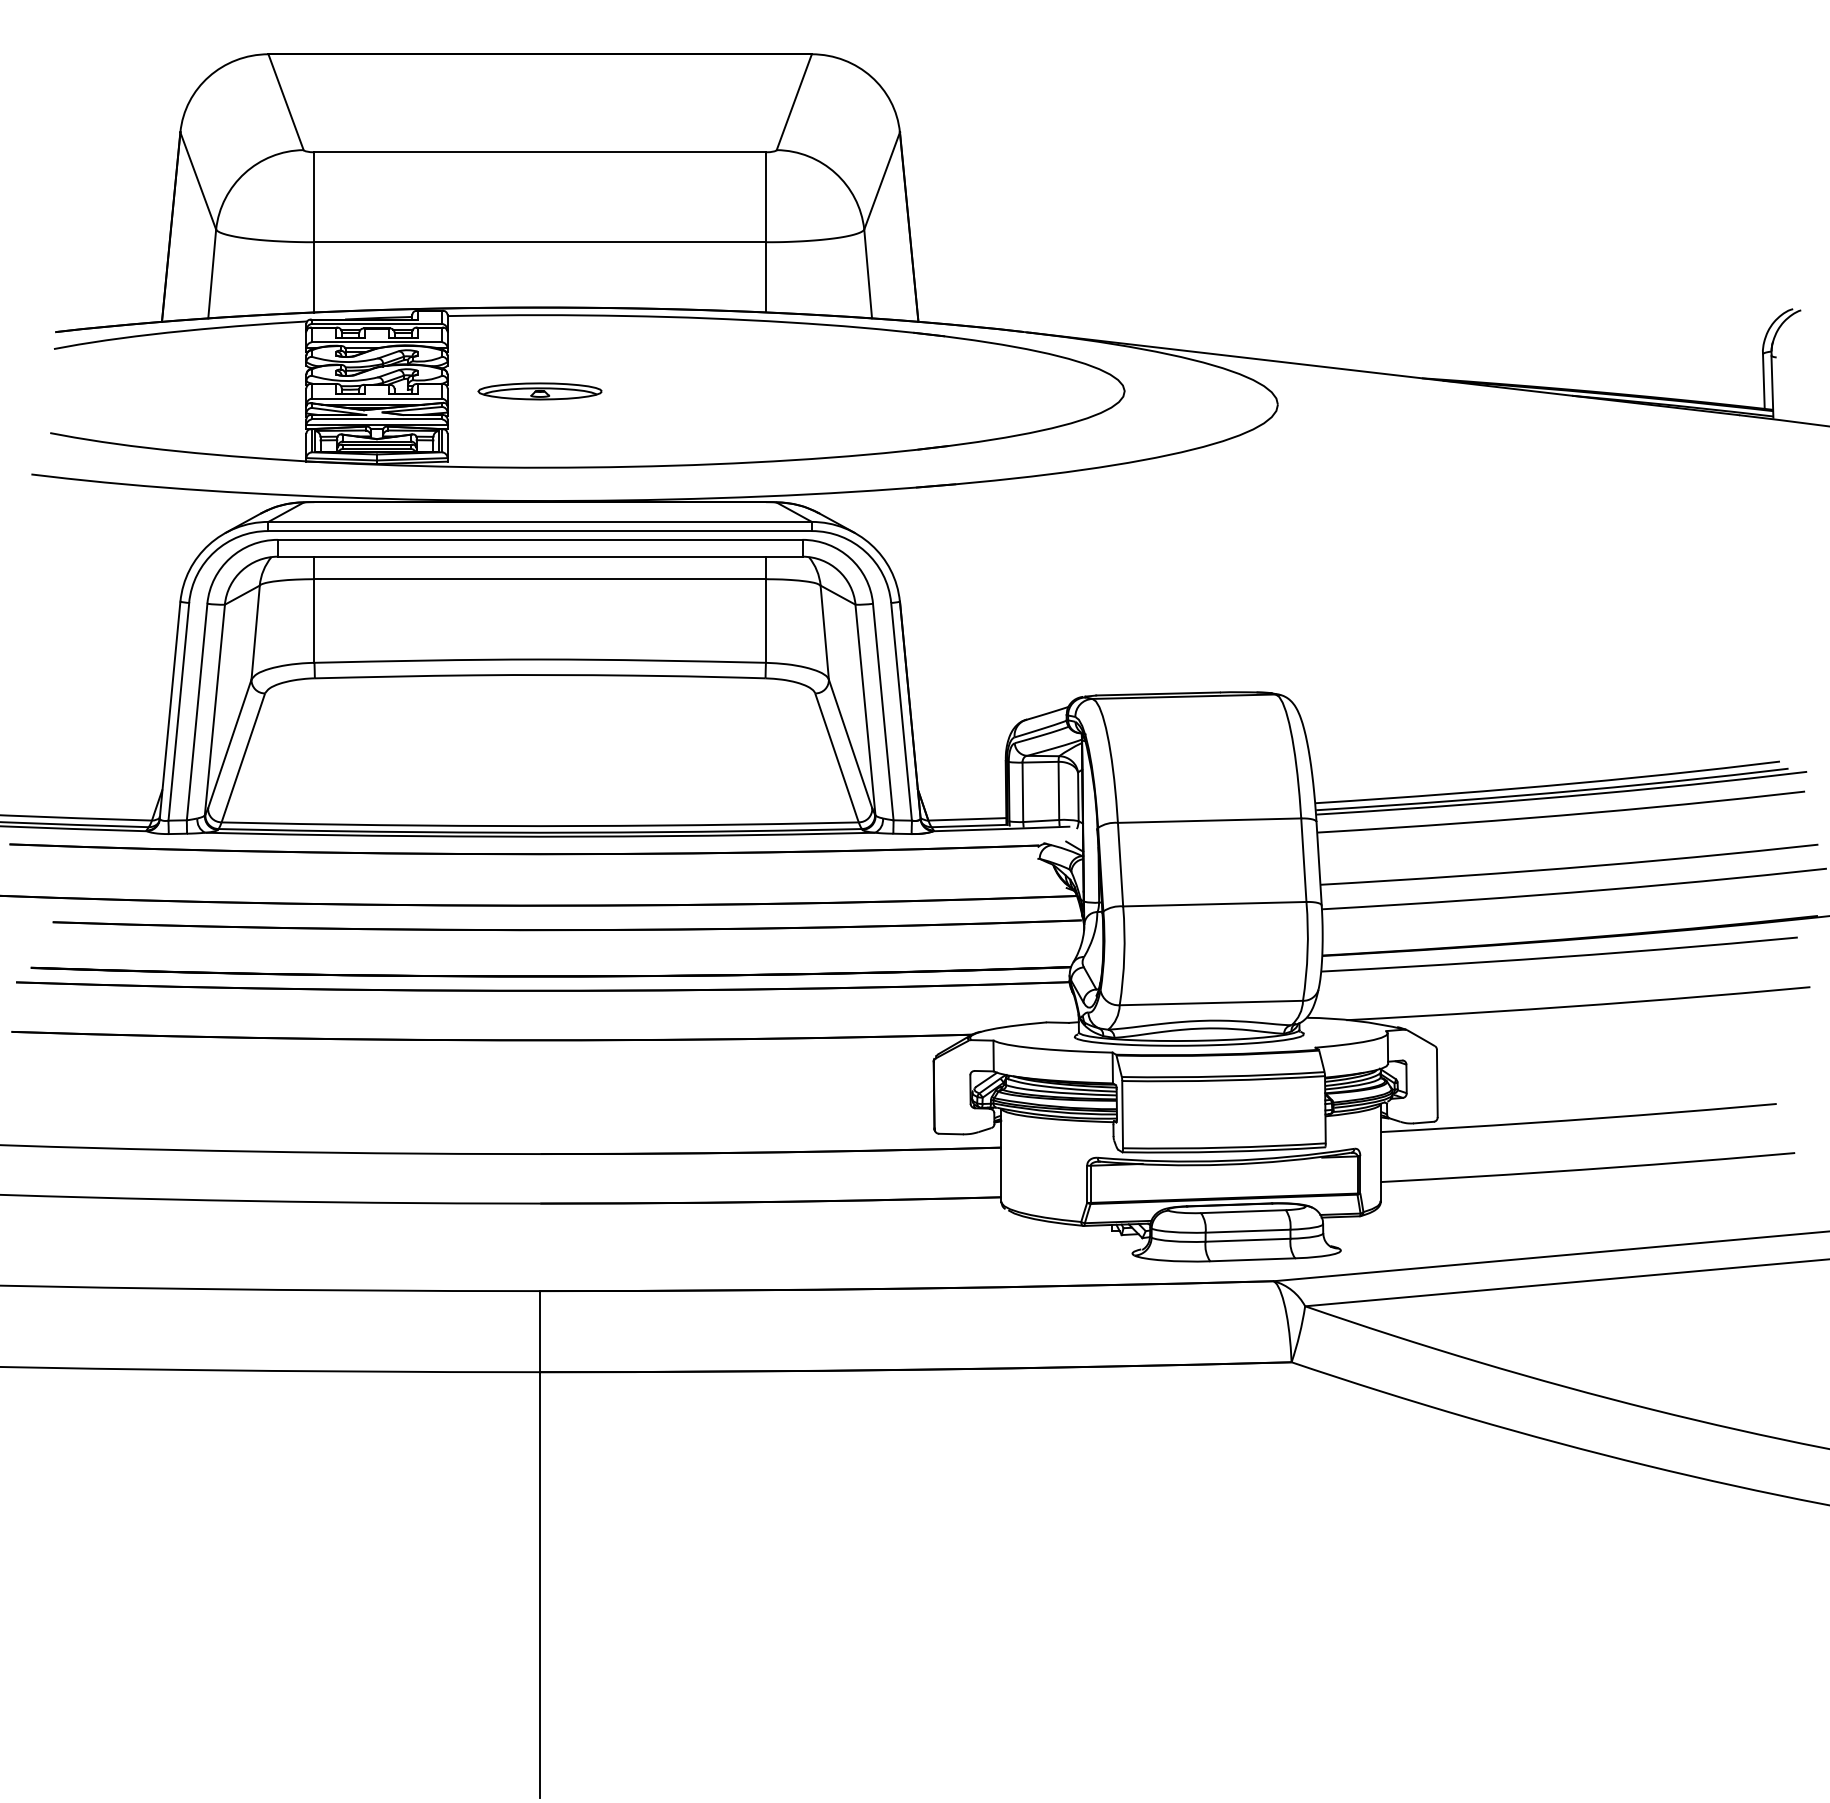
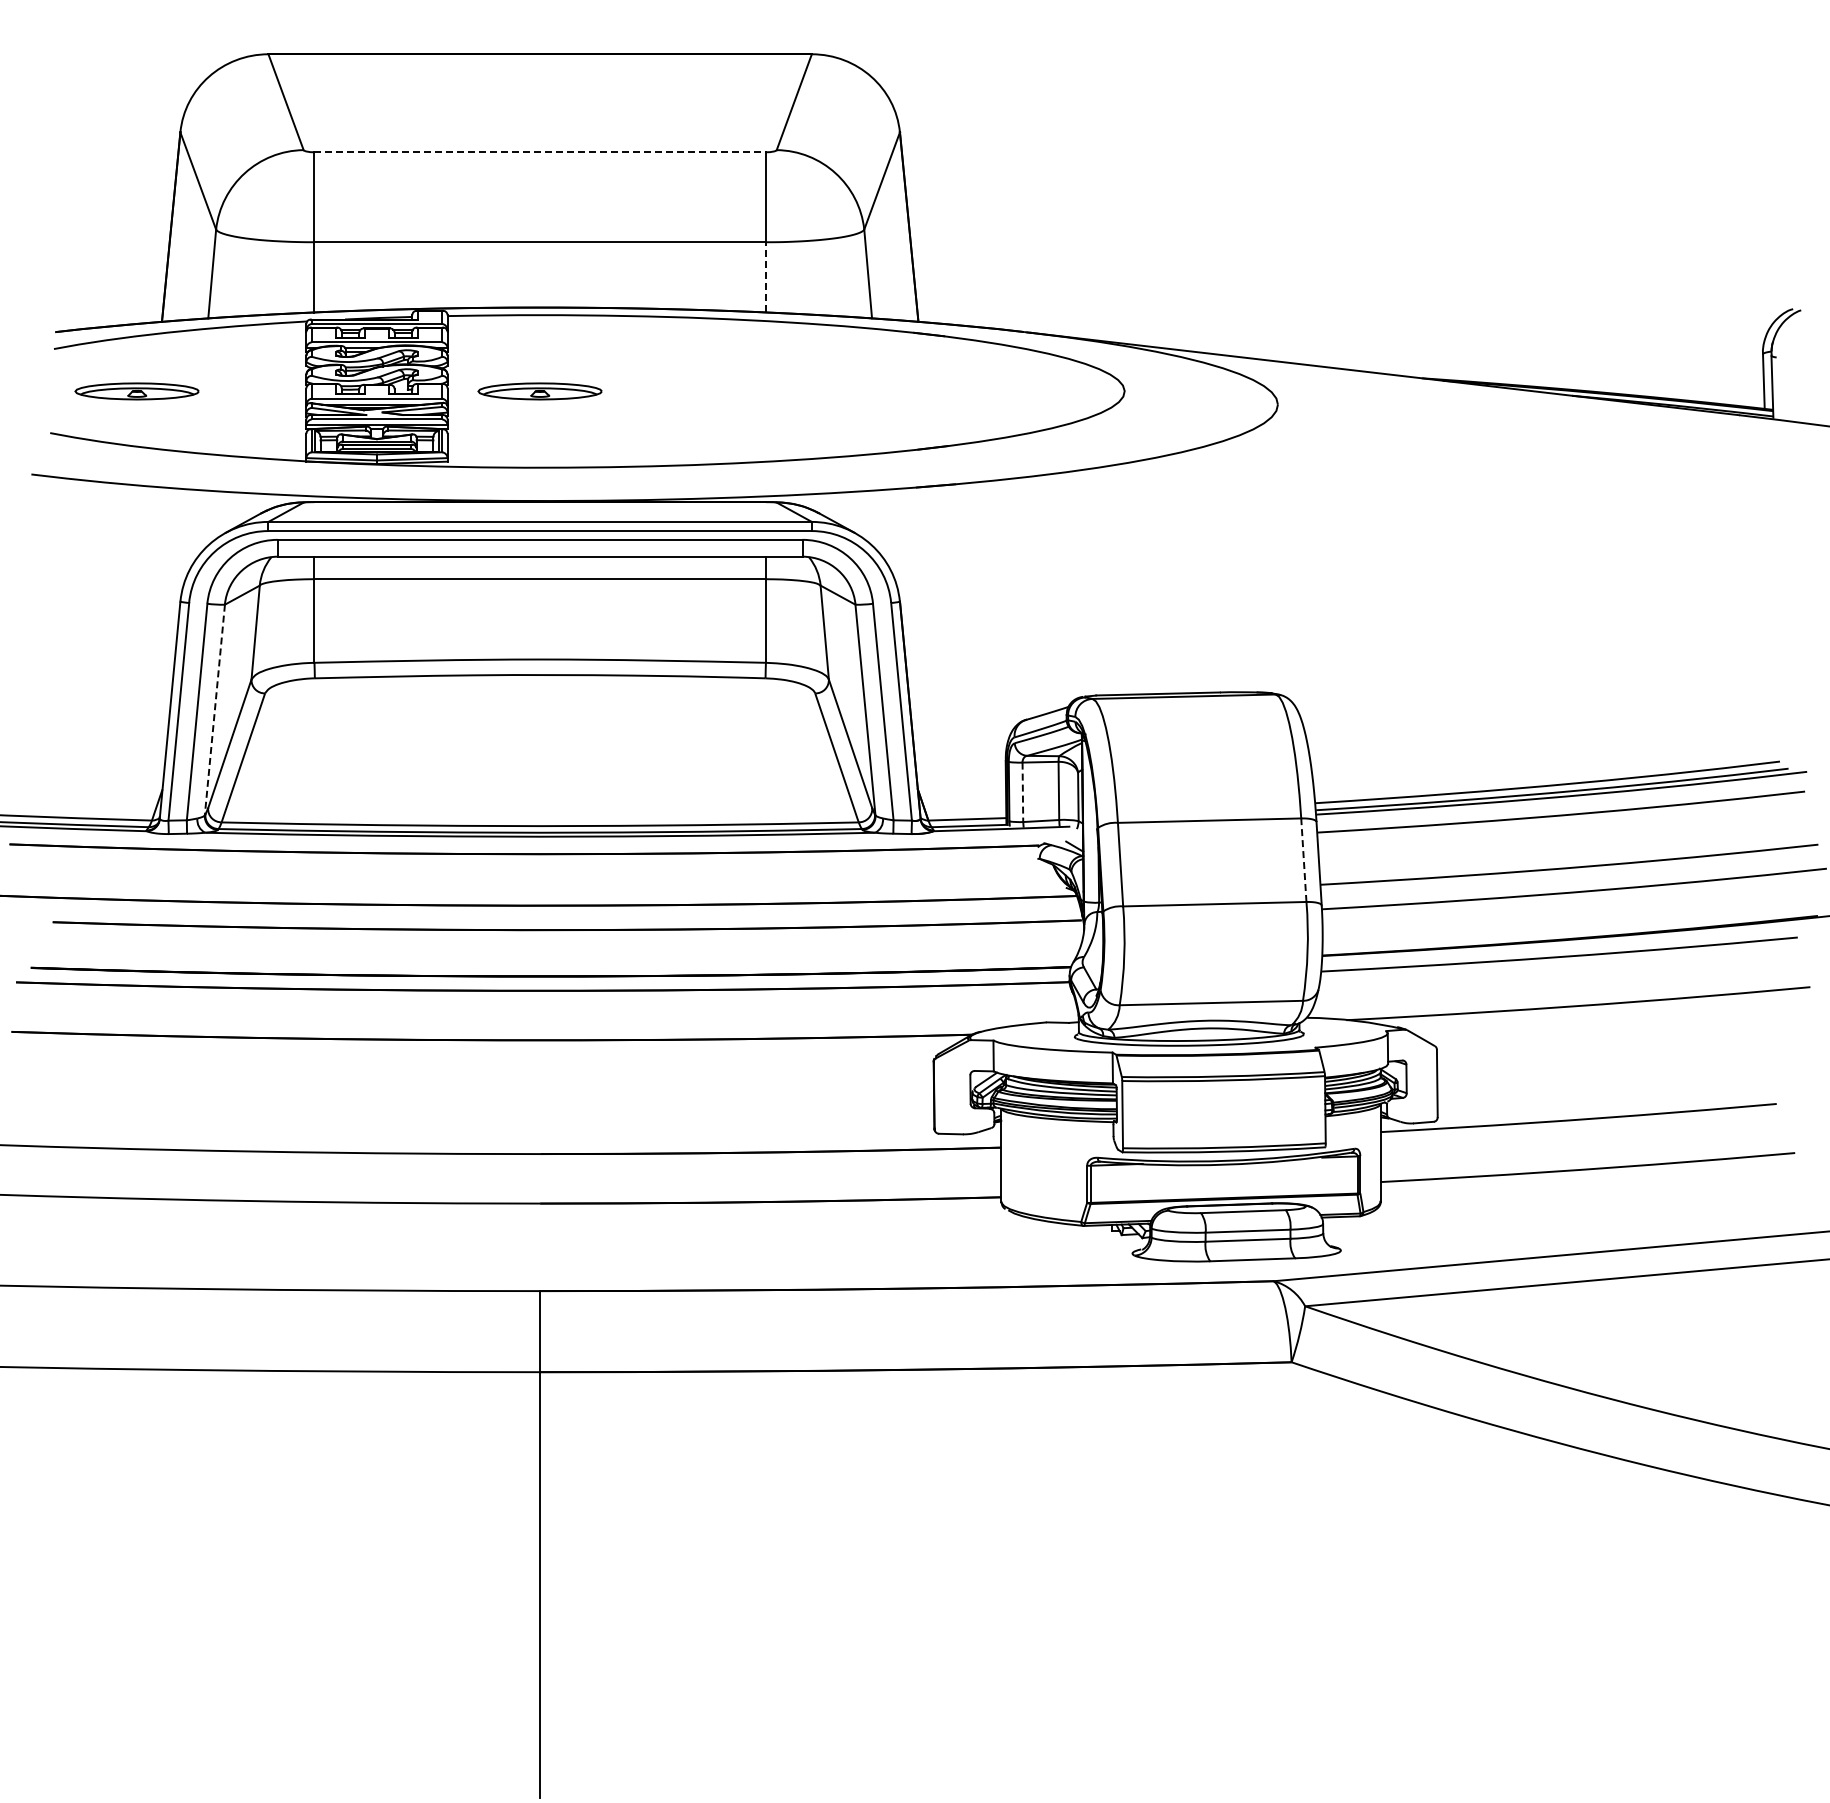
line: solid -> dashed (540, 152)
line: solid -> dashed (765, 276)
part: none -> present (136, 391)
line: solid -> dashed (214, 710)
line: solid -> dashed (1022, 792)
line: solid -> dashed (1303, 860)
